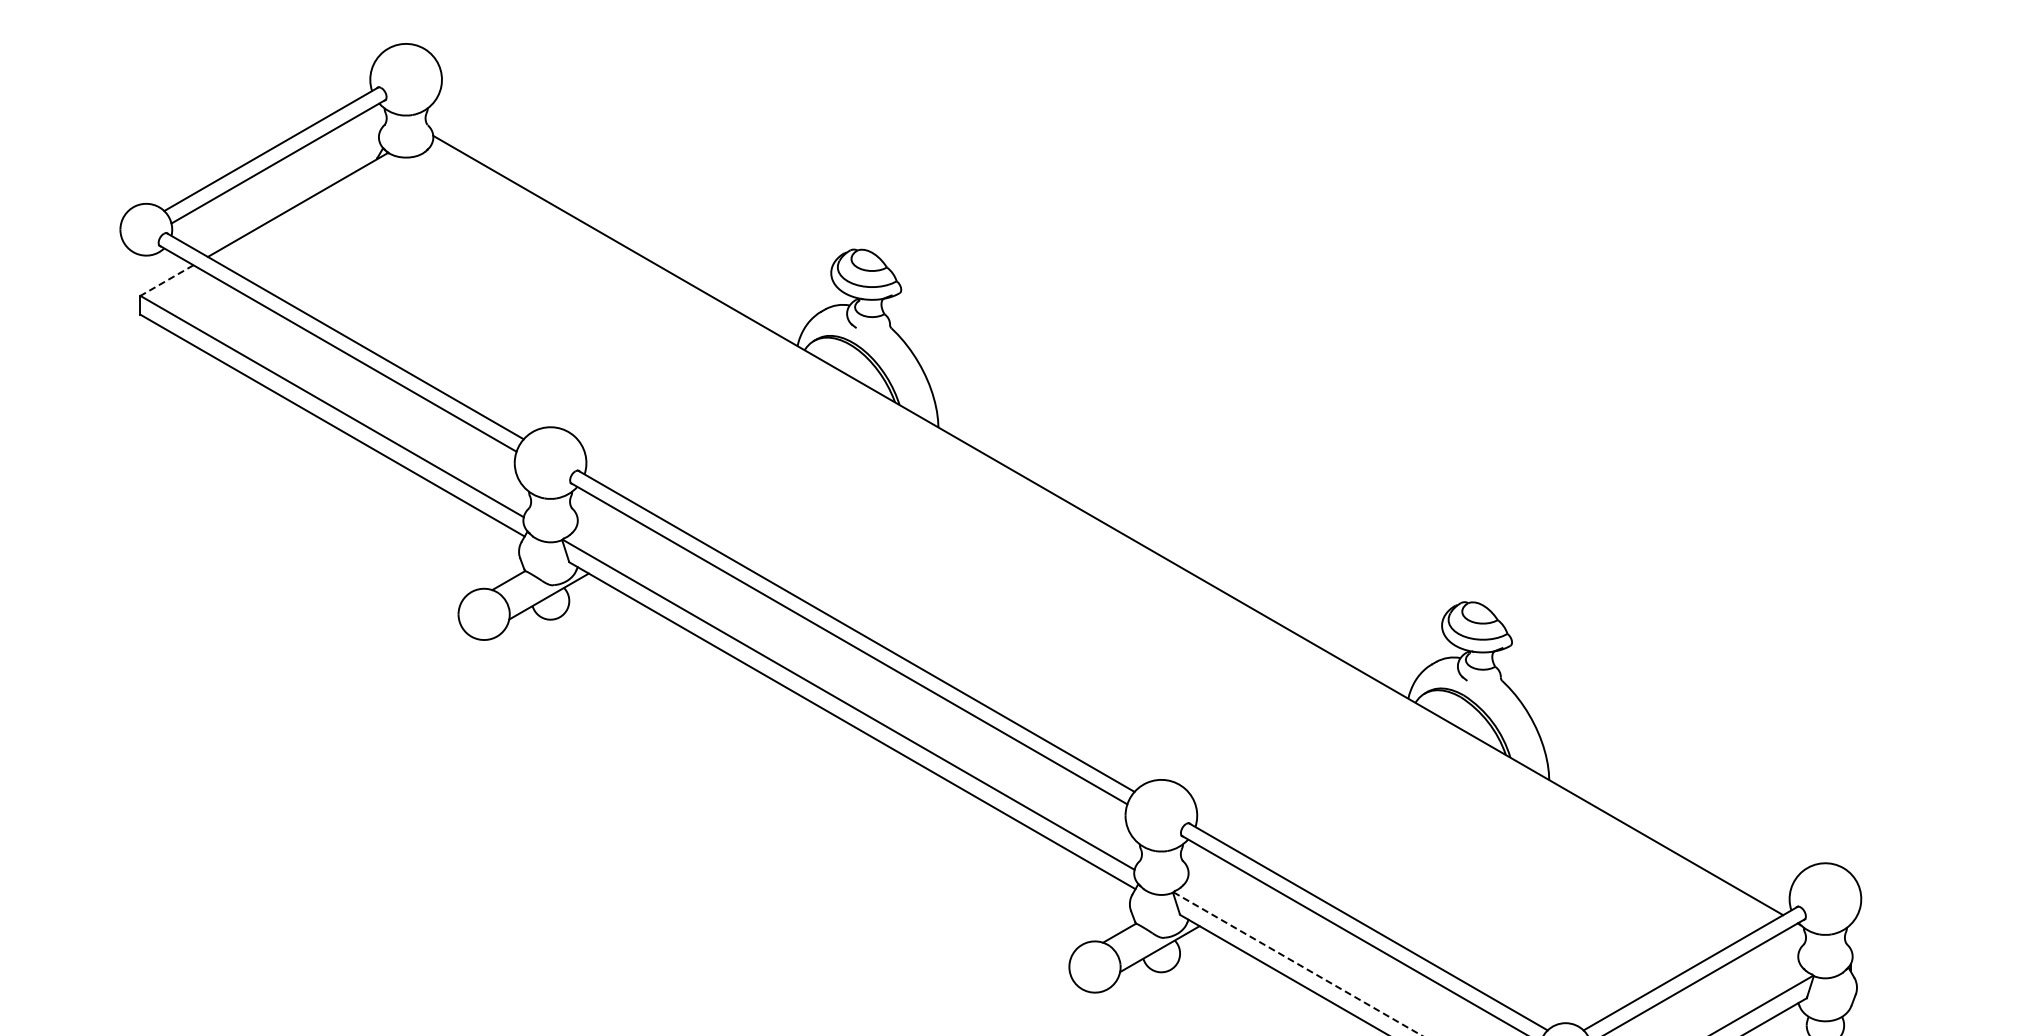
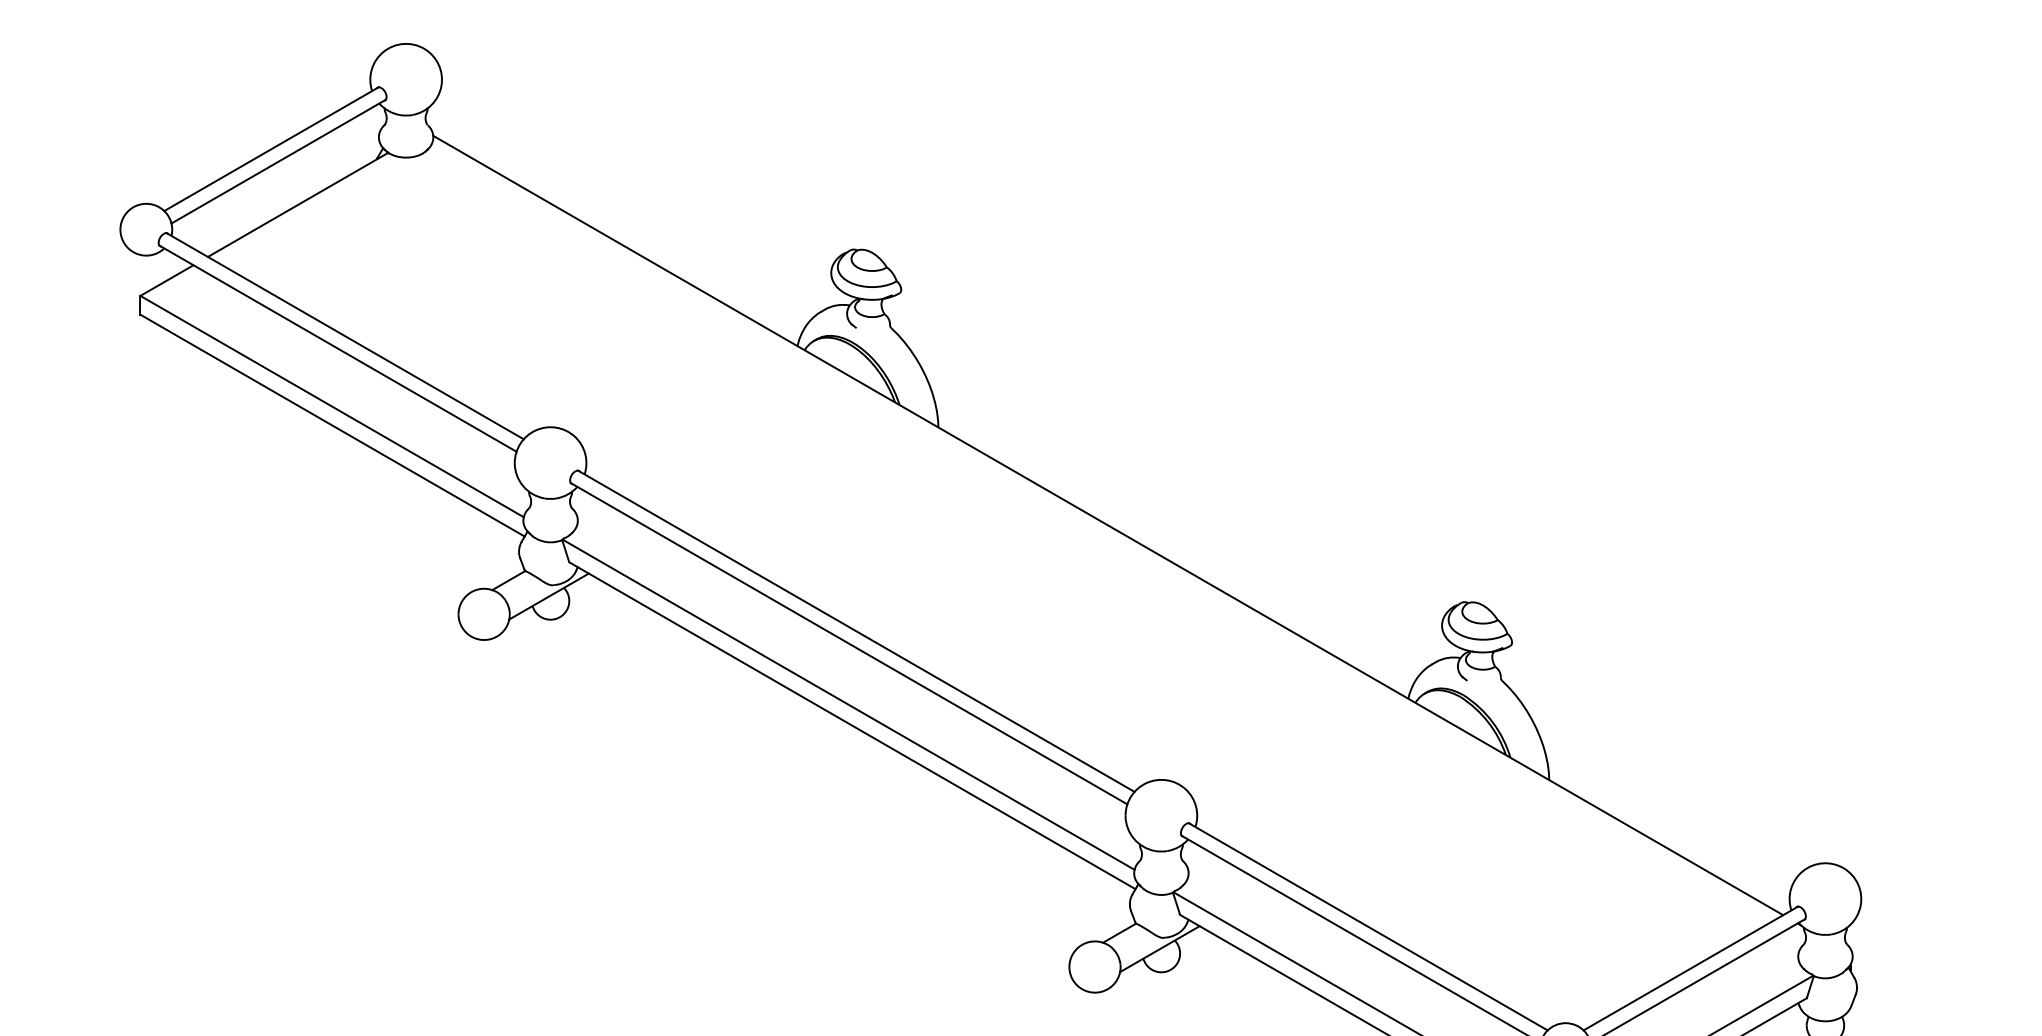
line: dashed -> solid (166, 280)
line: dashed -> solid (1298, 964)
